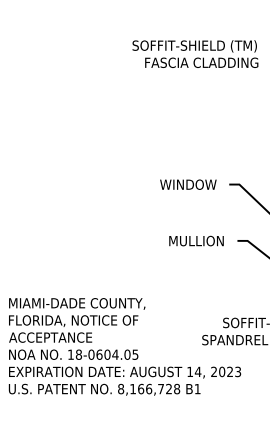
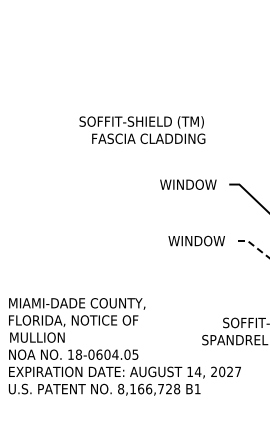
text position: (195, 53) -> (142, 129) (142, 129)
text: MULLION -> WINDOW (196, 240)
line: solid -> dashed (253, 245)
text: ACCEPTANCE -> MULLION (50, 337)
text: 2023 -> 2027 (238, 371)
